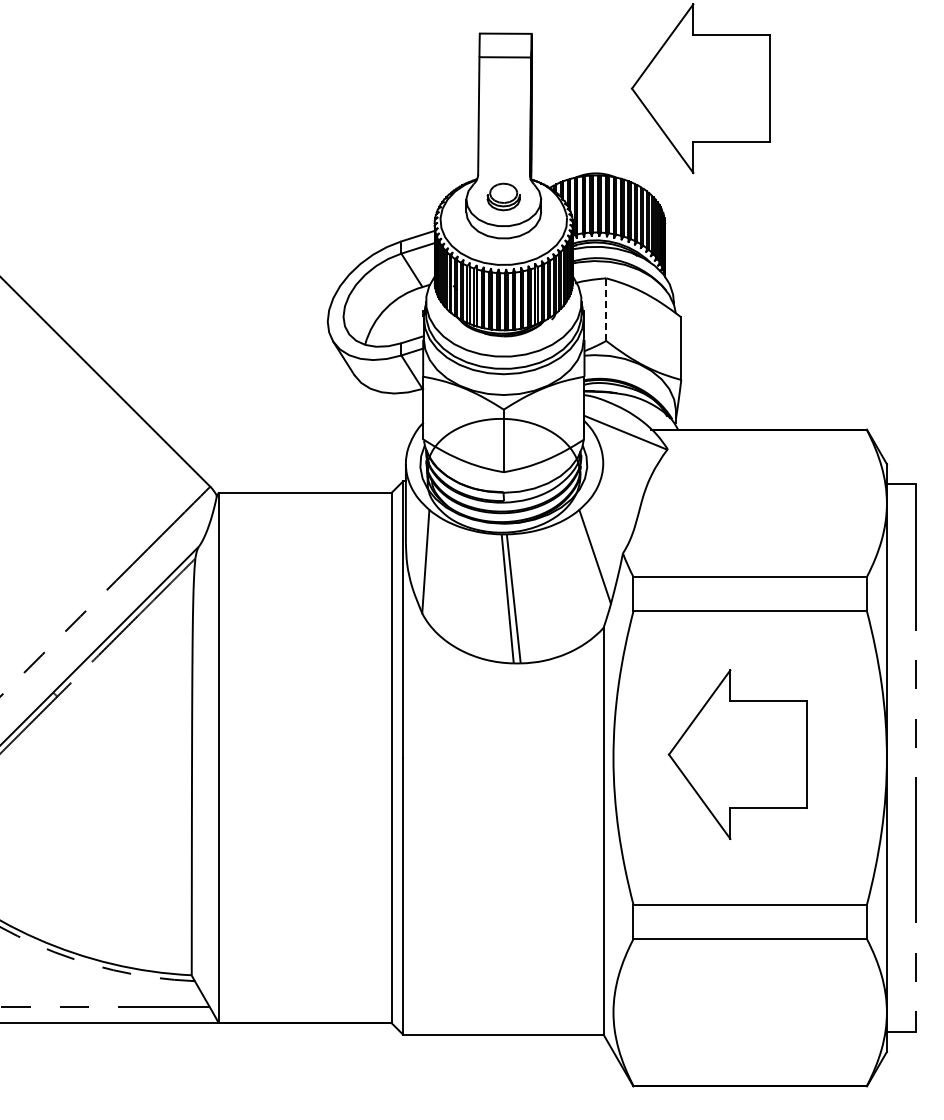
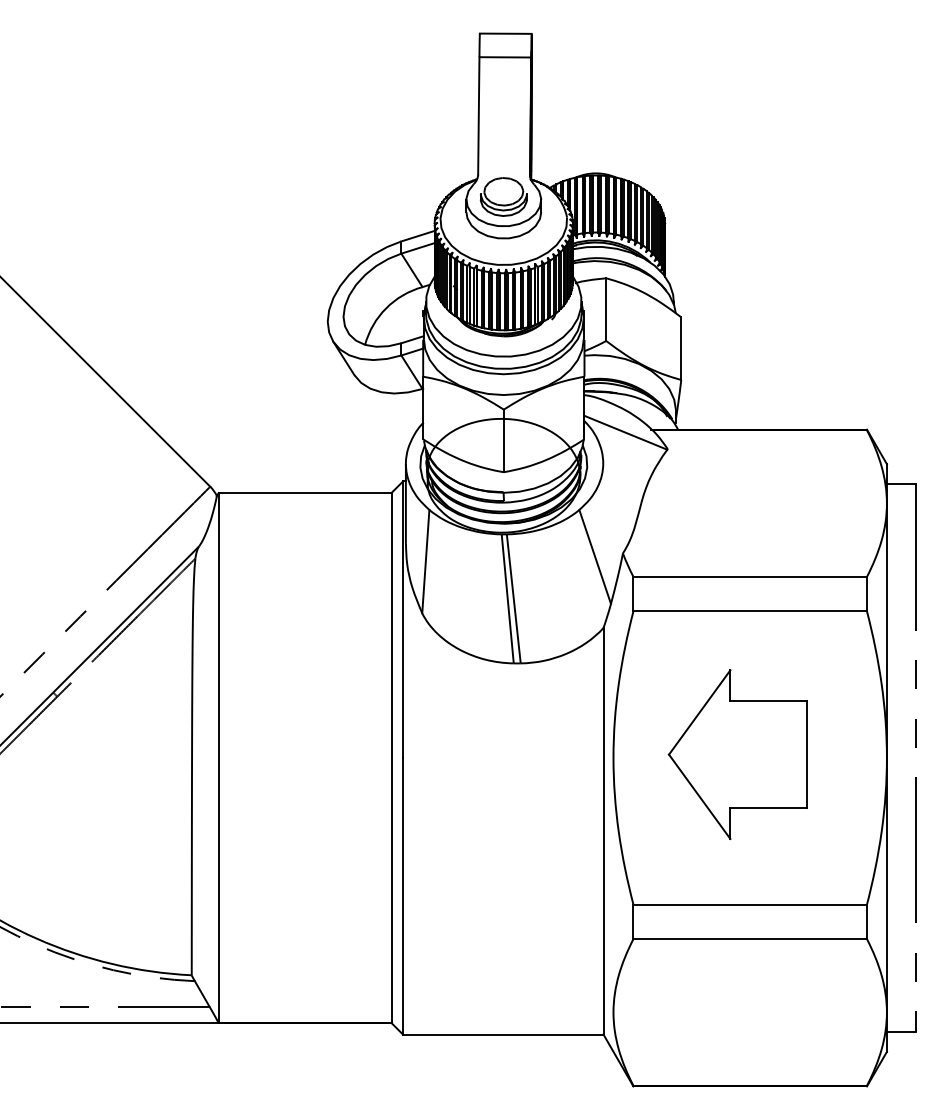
part: present -> none (700, 88)
part size: 35x30 px -> 49x40 px (503, 196)
line: dashed -> solid (606, 309)
